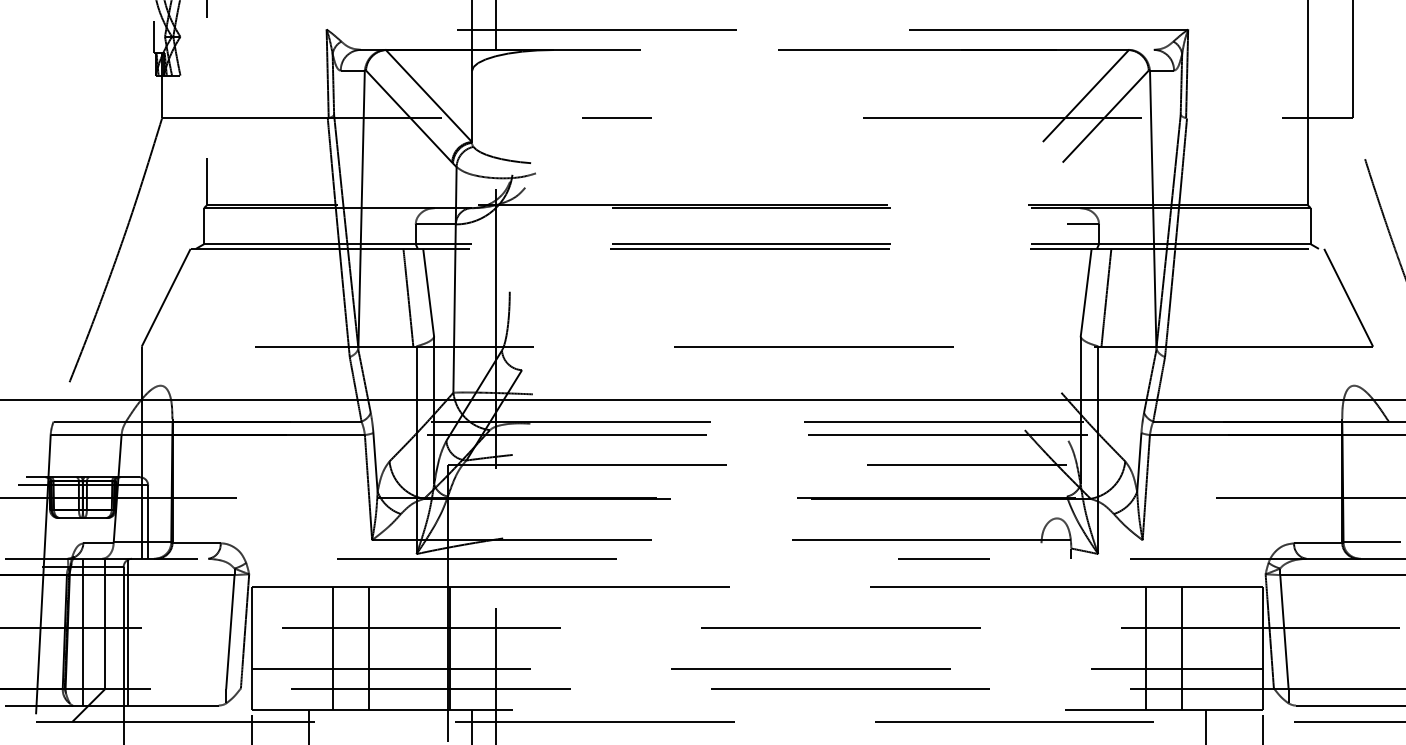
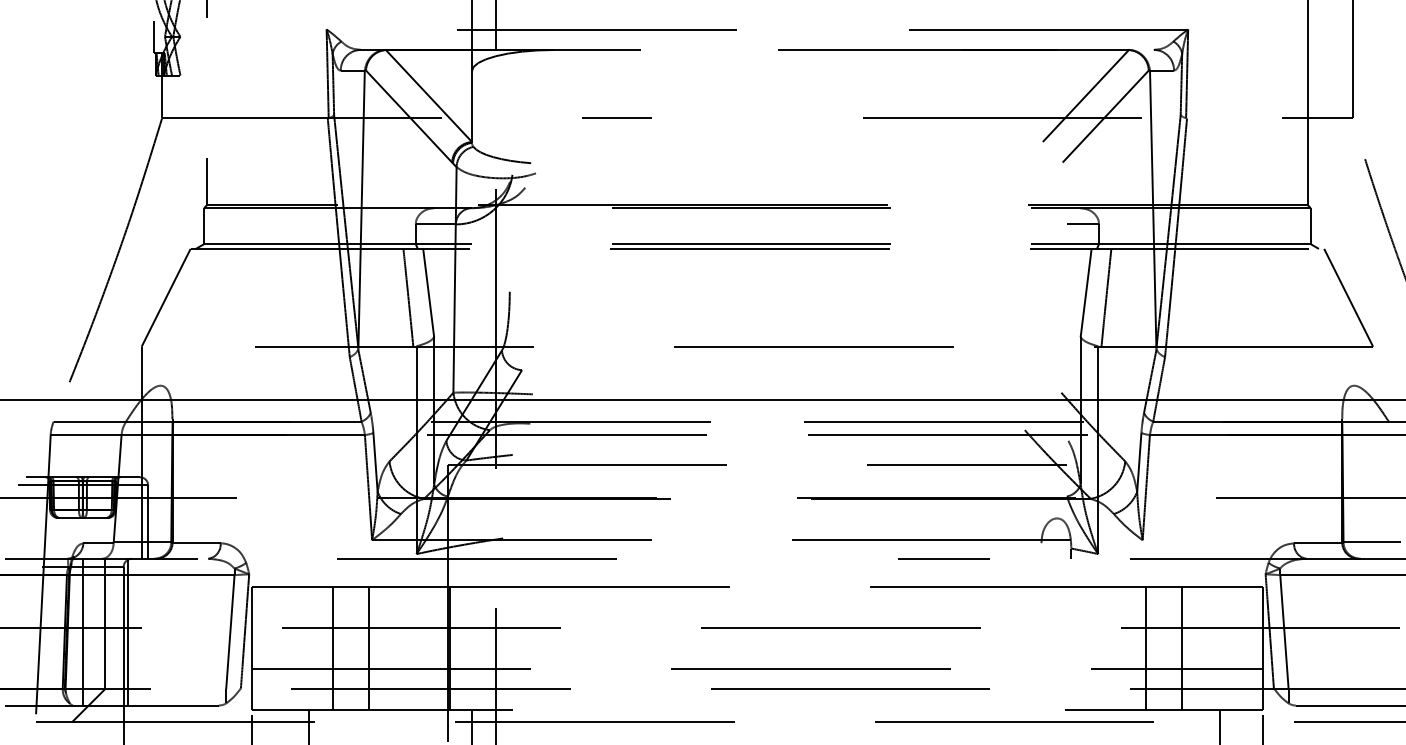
line position: (1205, 725) -> (1219, 725) (1219, 725)
